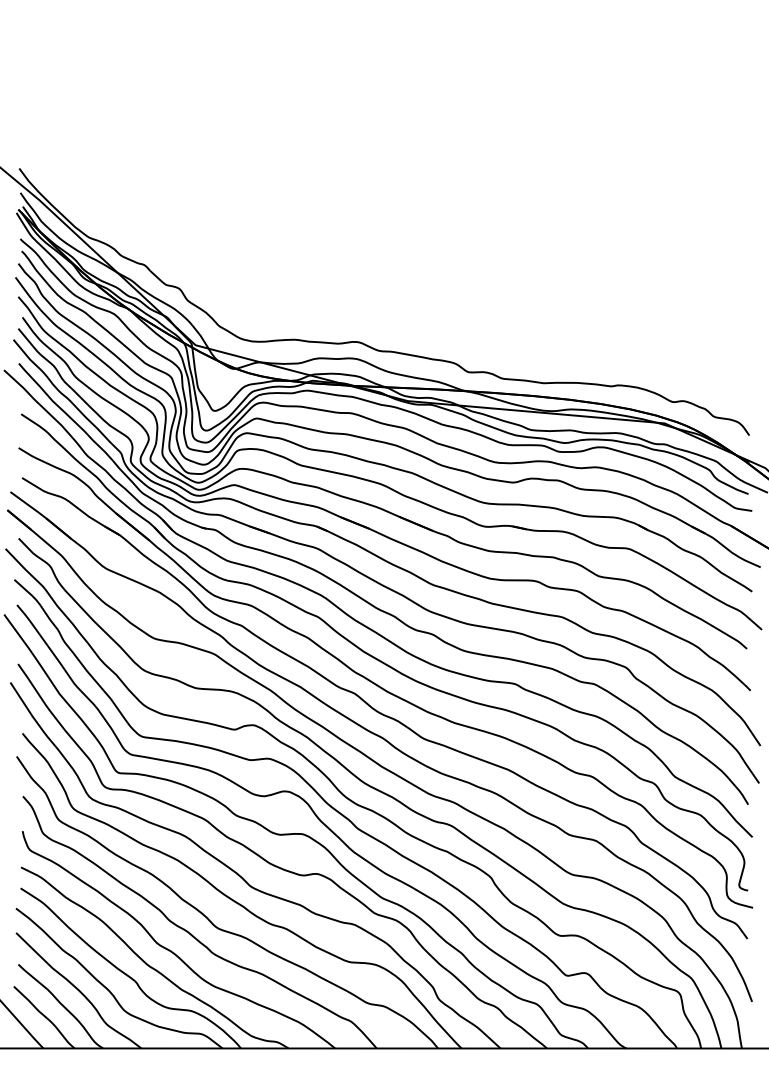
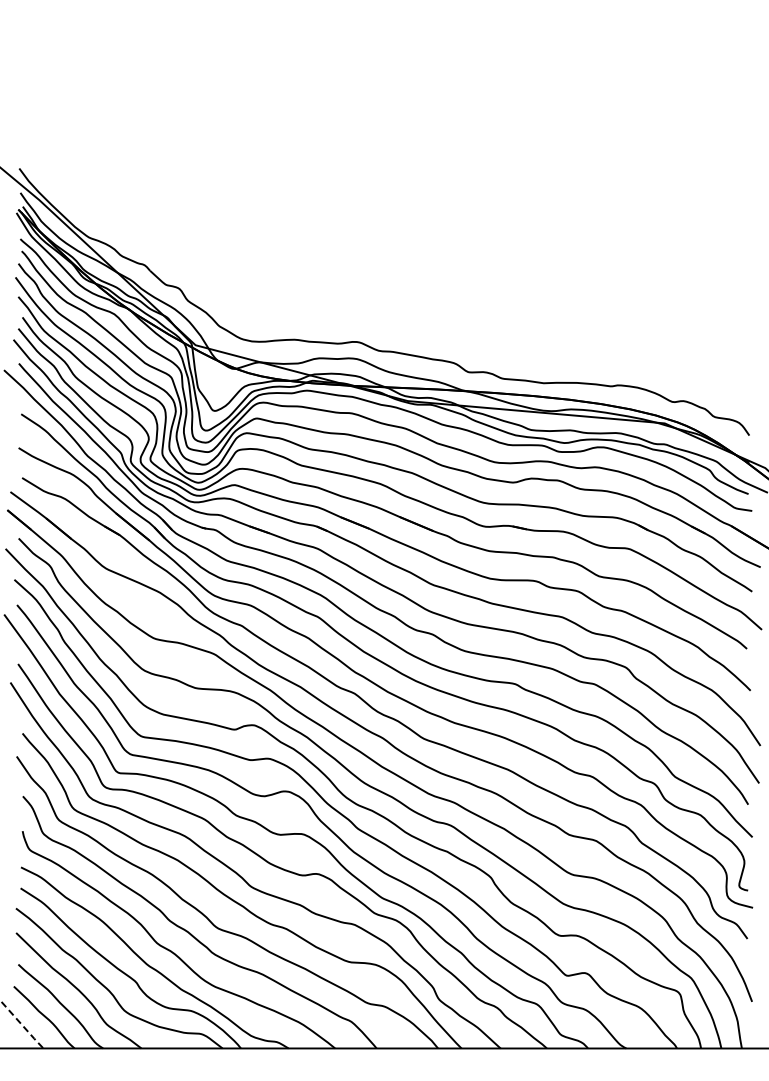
line: solid -> dashed (22, 1025)
